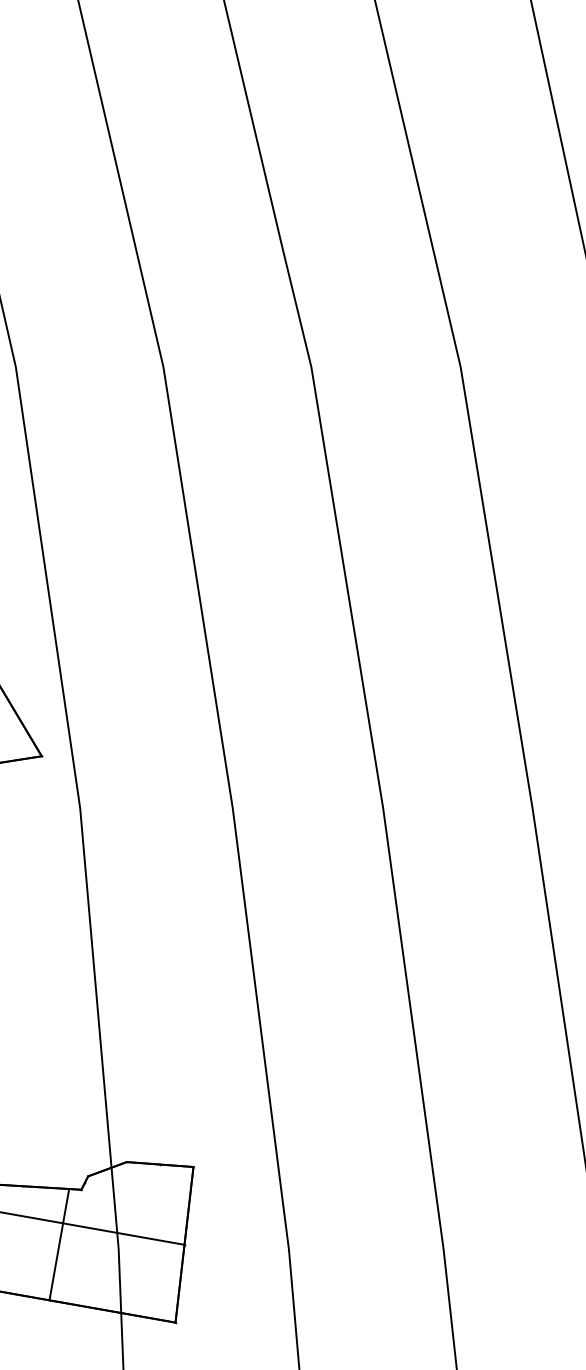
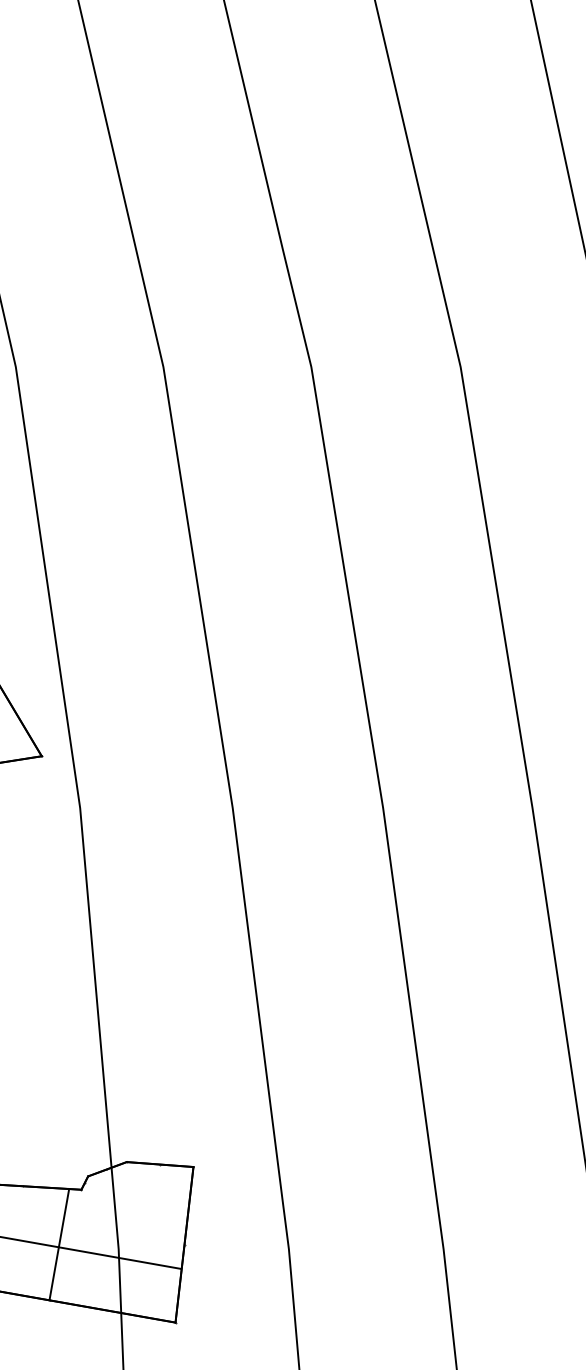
line position: (93, 1228) -> (91, 1252) (91, 1252)
